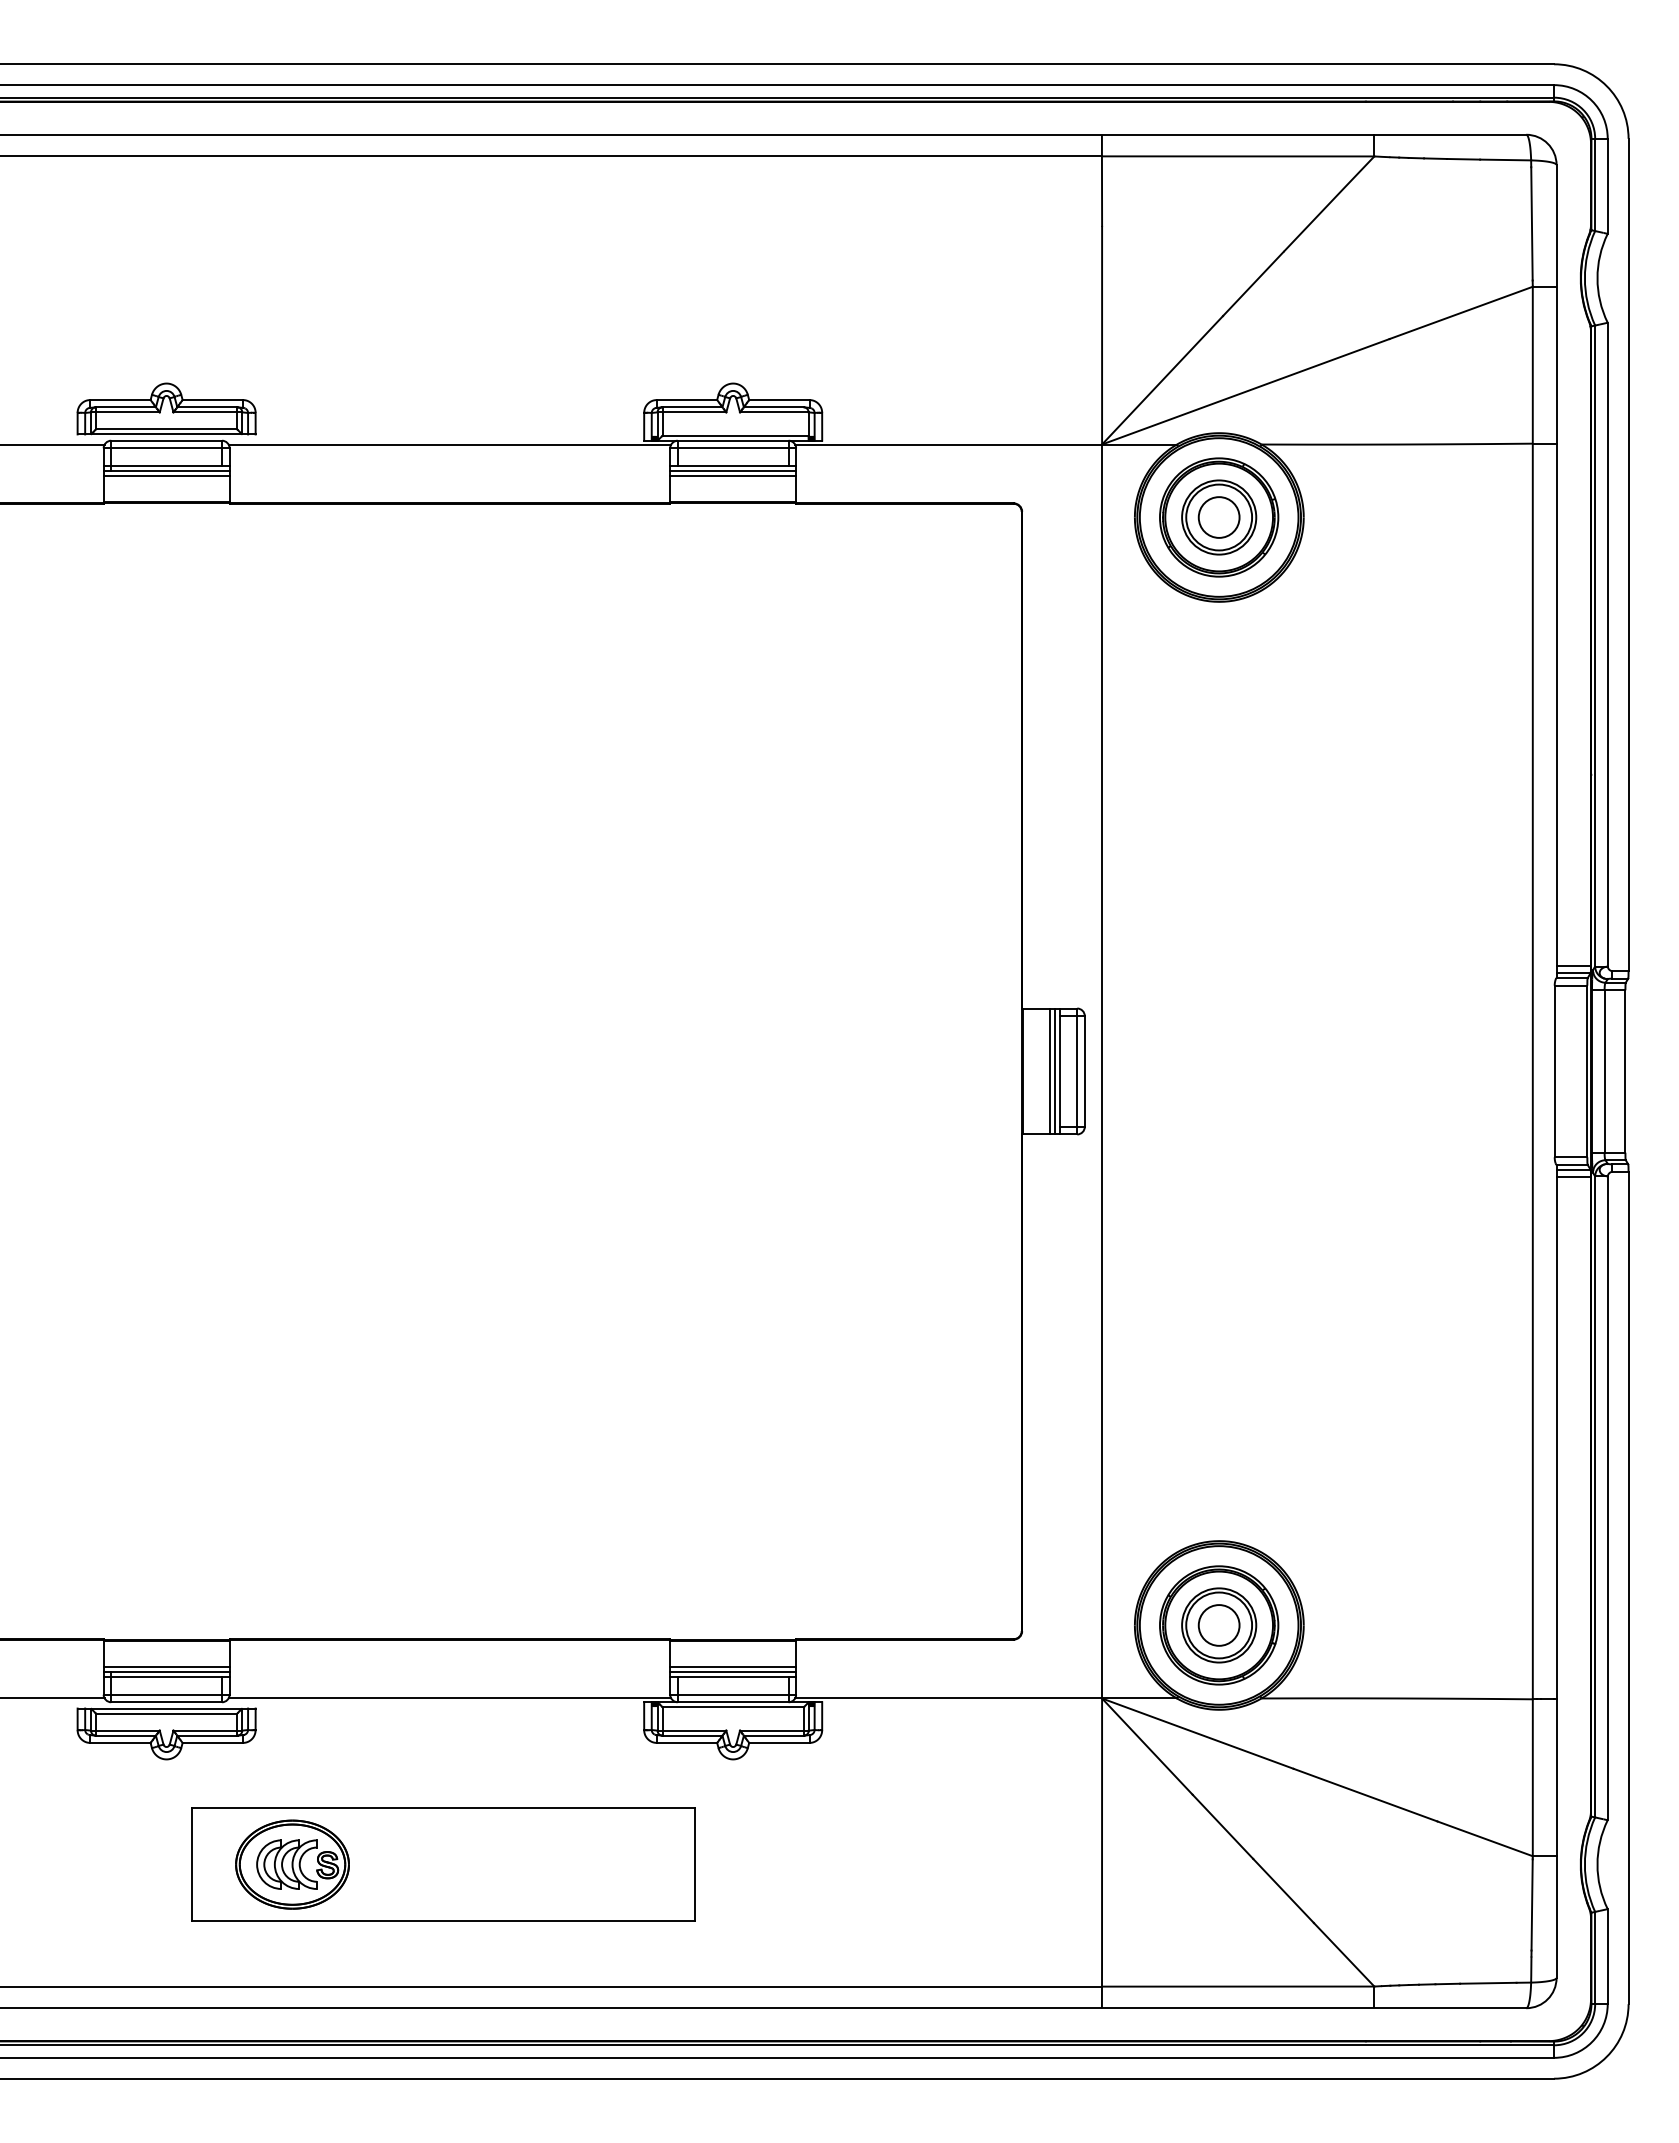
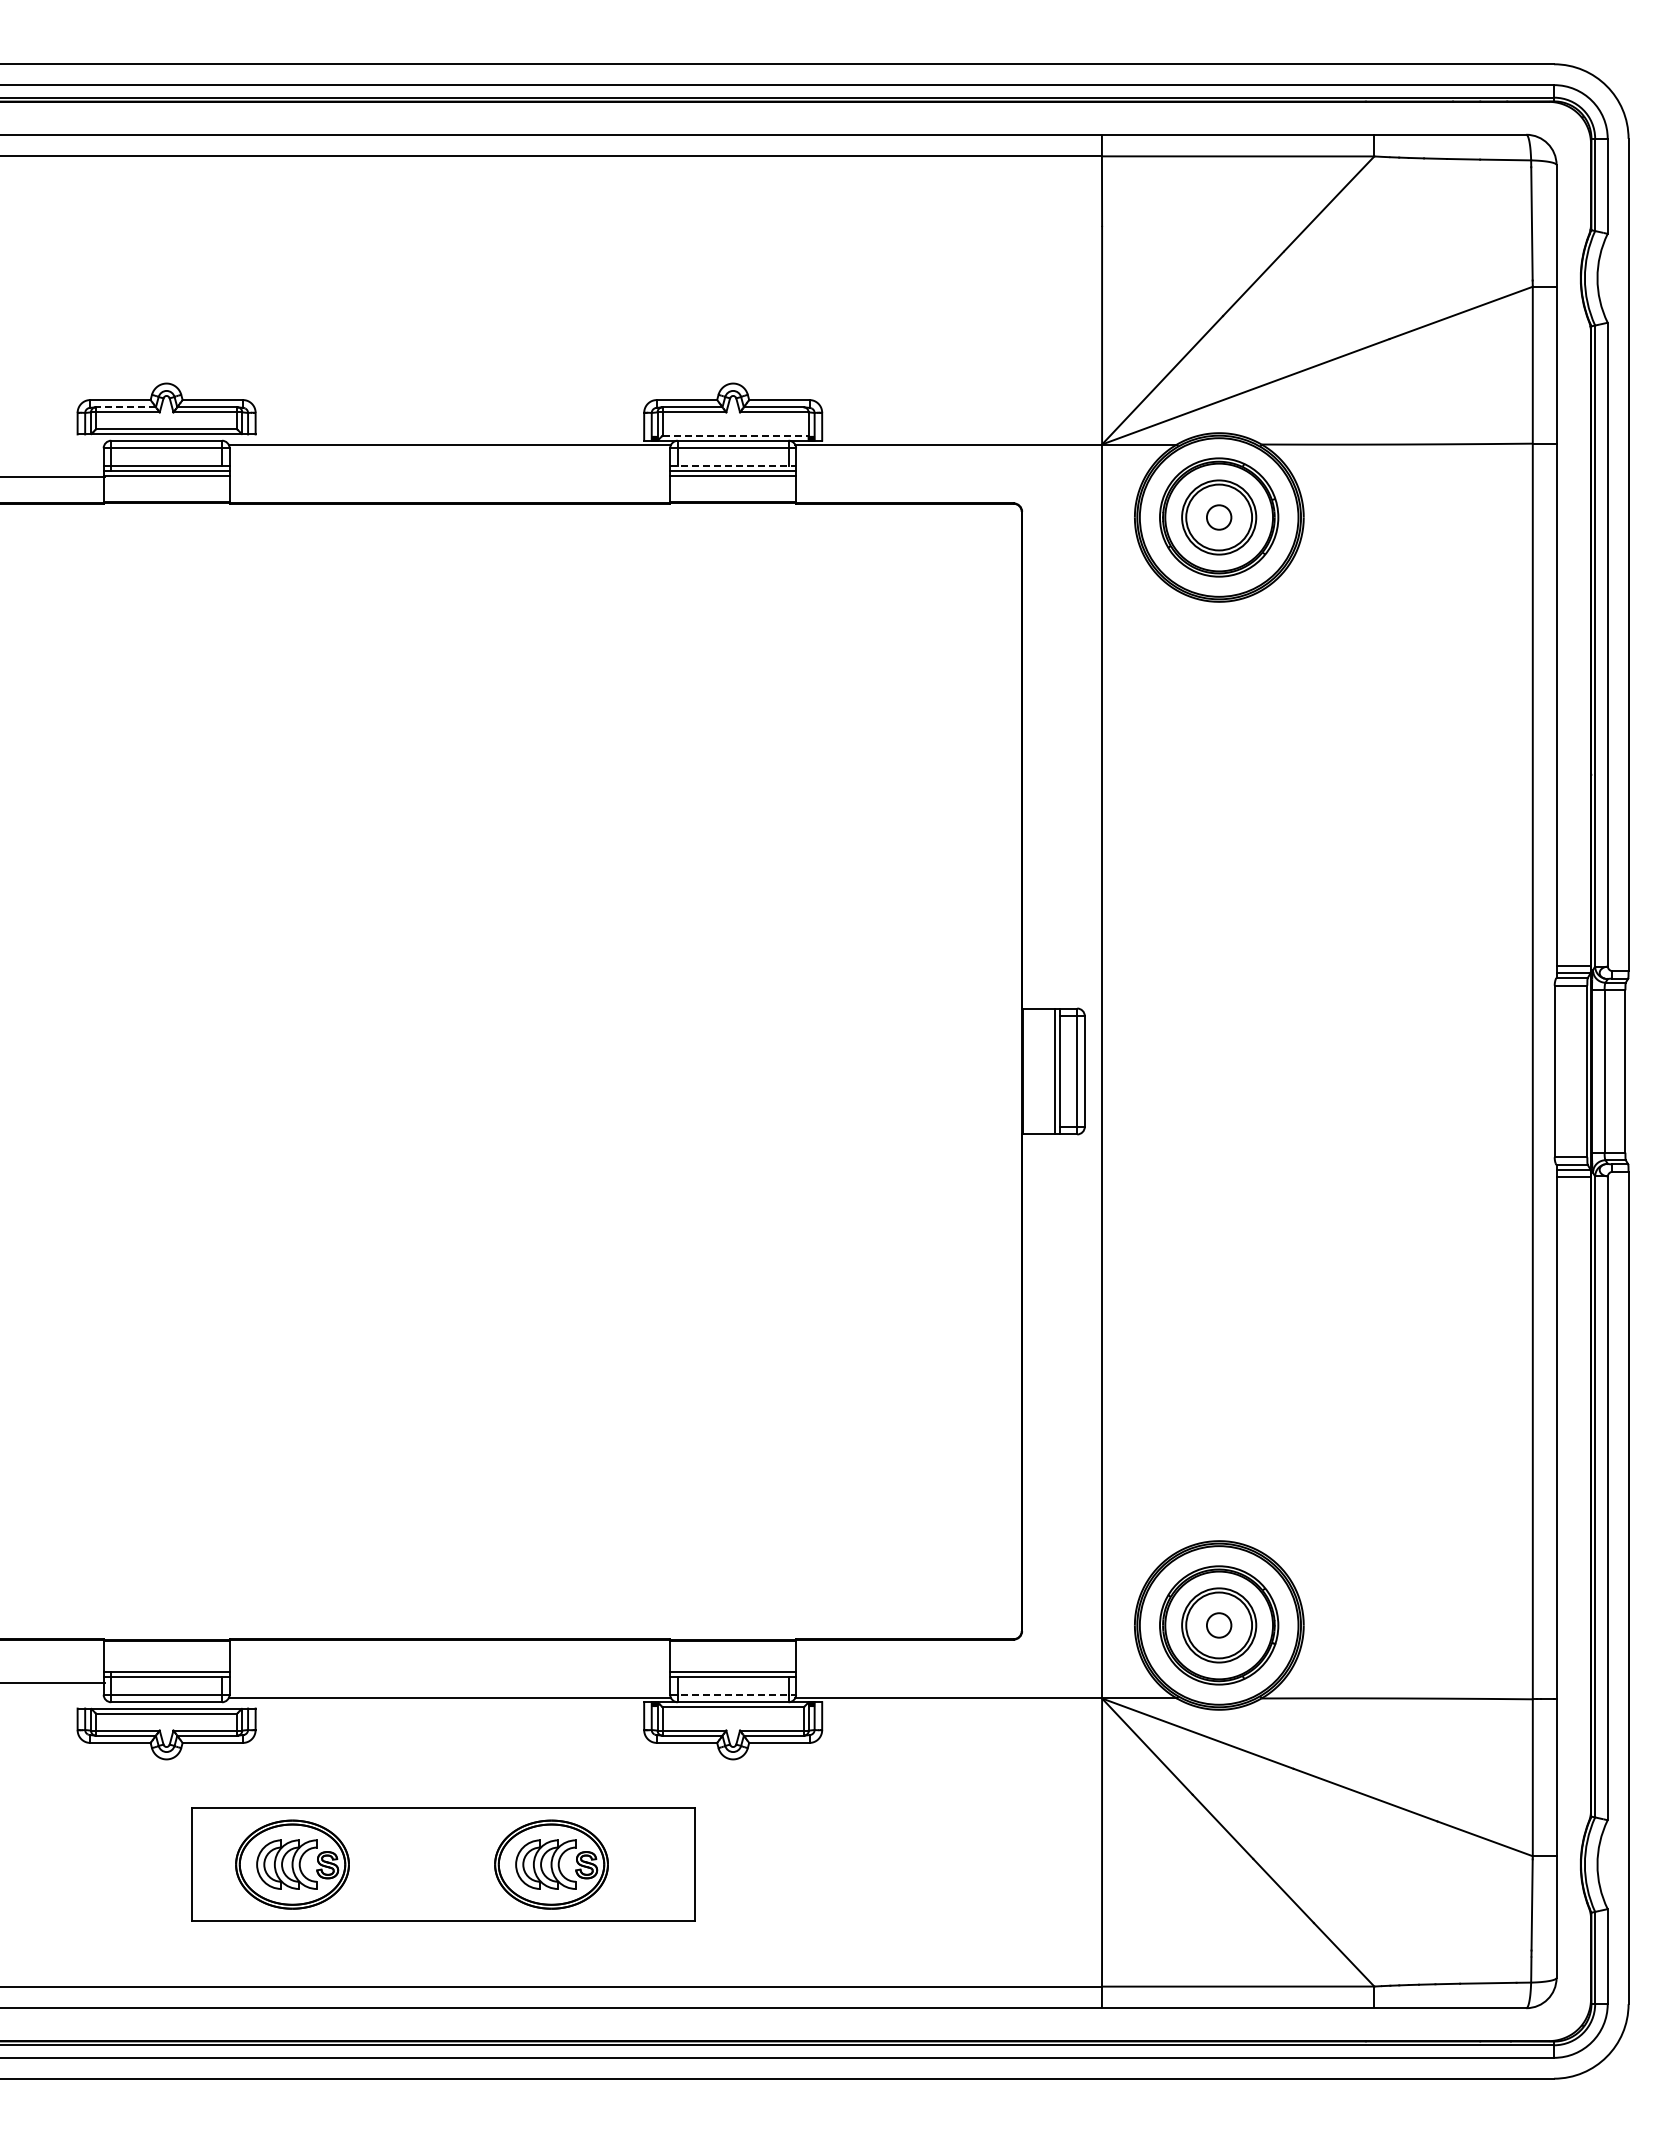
line: solid -> dashed (125, 407)
line: solid -> dashed (735, 435)
line position: (53, 444) -> (53, 476) (53, 476)
line: solid -> dashed (733, 466)
circle diameter: 41 px -> 24 px (1218, 517)
line: present -> none (1049, 1071)
circle diameter: 41 px -> 24 px (1218, 1625)
line: present -> none (166, 1666)
line: present -> none (733, 1666)
line: solid -> dashed (733, 1694)
line position: (53, 1698) -> (53, 1683) (53, 1683)
part: none -> present (551, 1864)
